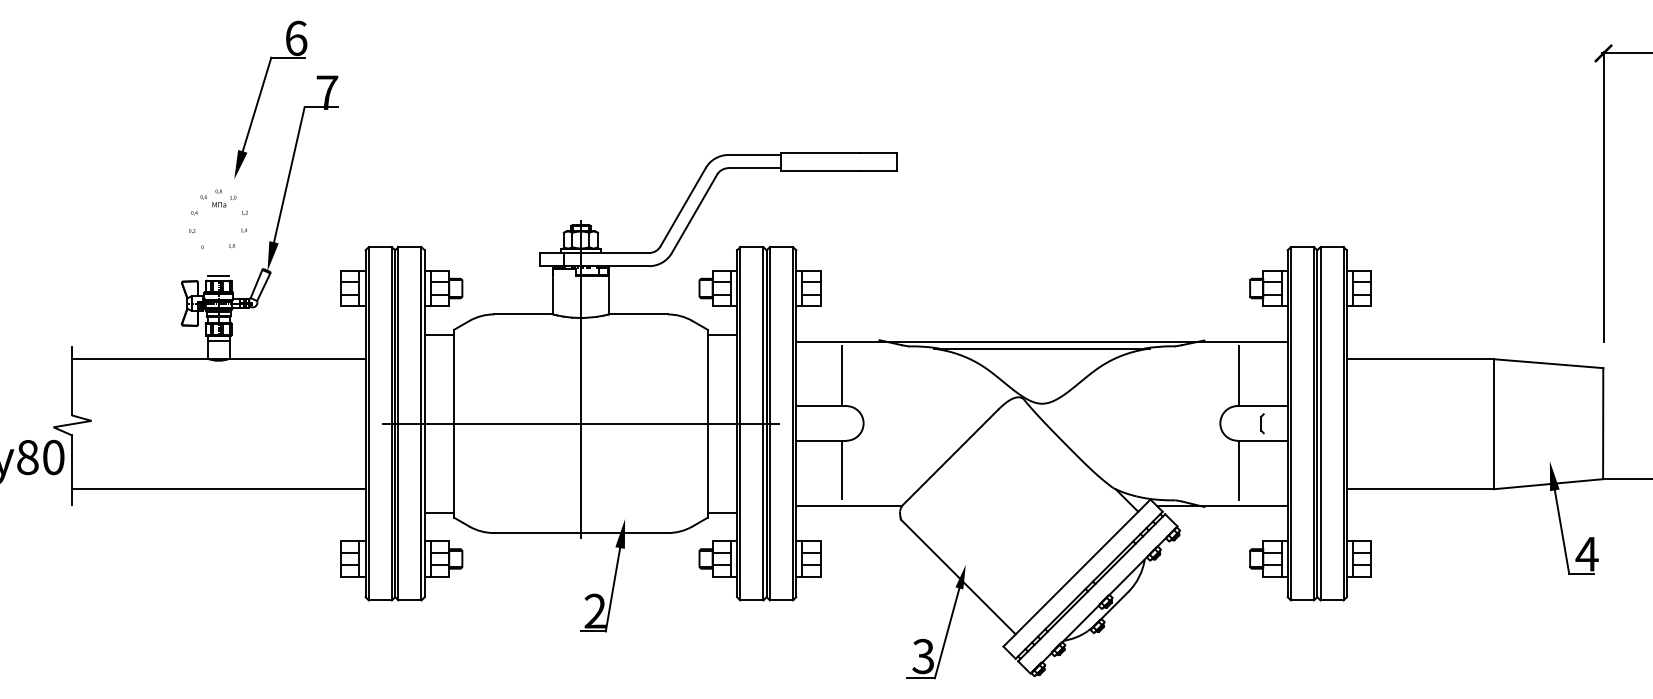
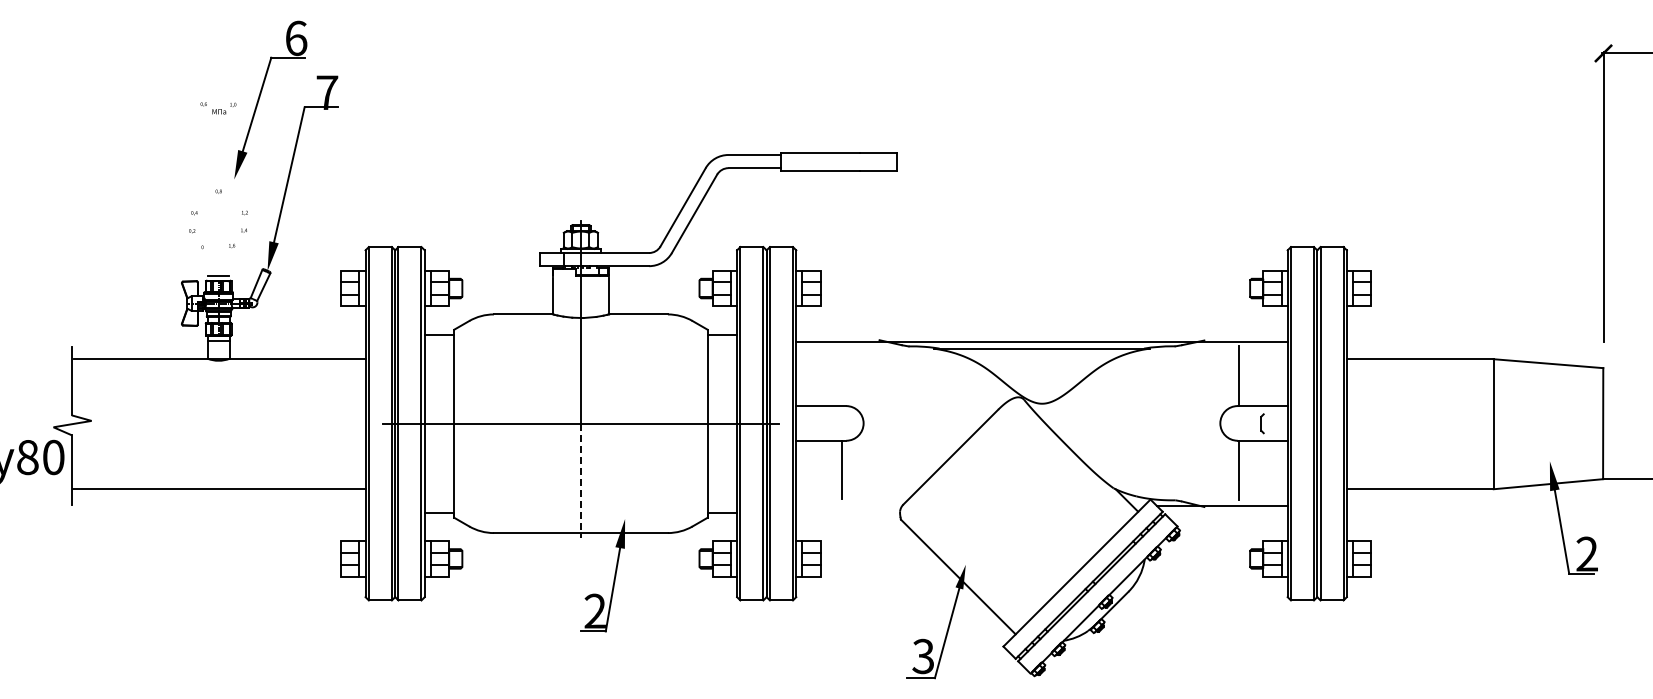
text position: (218, 201) -> (218, 108) (218, 108)
line: present -> none (842, 376)
line: solid -> dashed (580, 481)
line: present -> none (849, 505)
text: 4 -> 2 (1586, 553)
